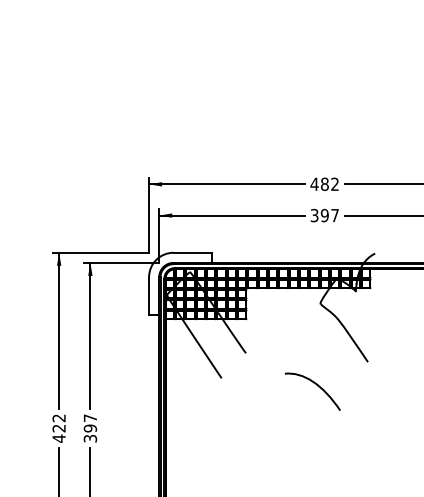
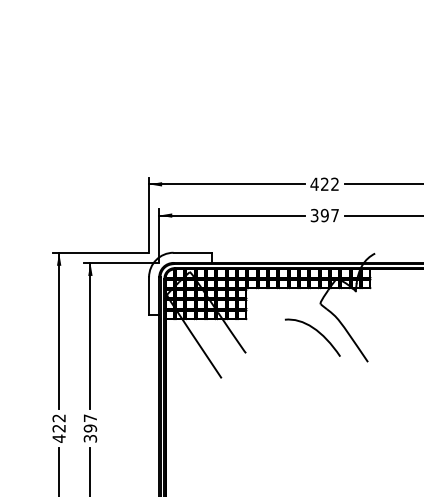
text: 482 -> 422 (324, 183)
curve position: (317, 386) -> (317, 332) (317, 332)
